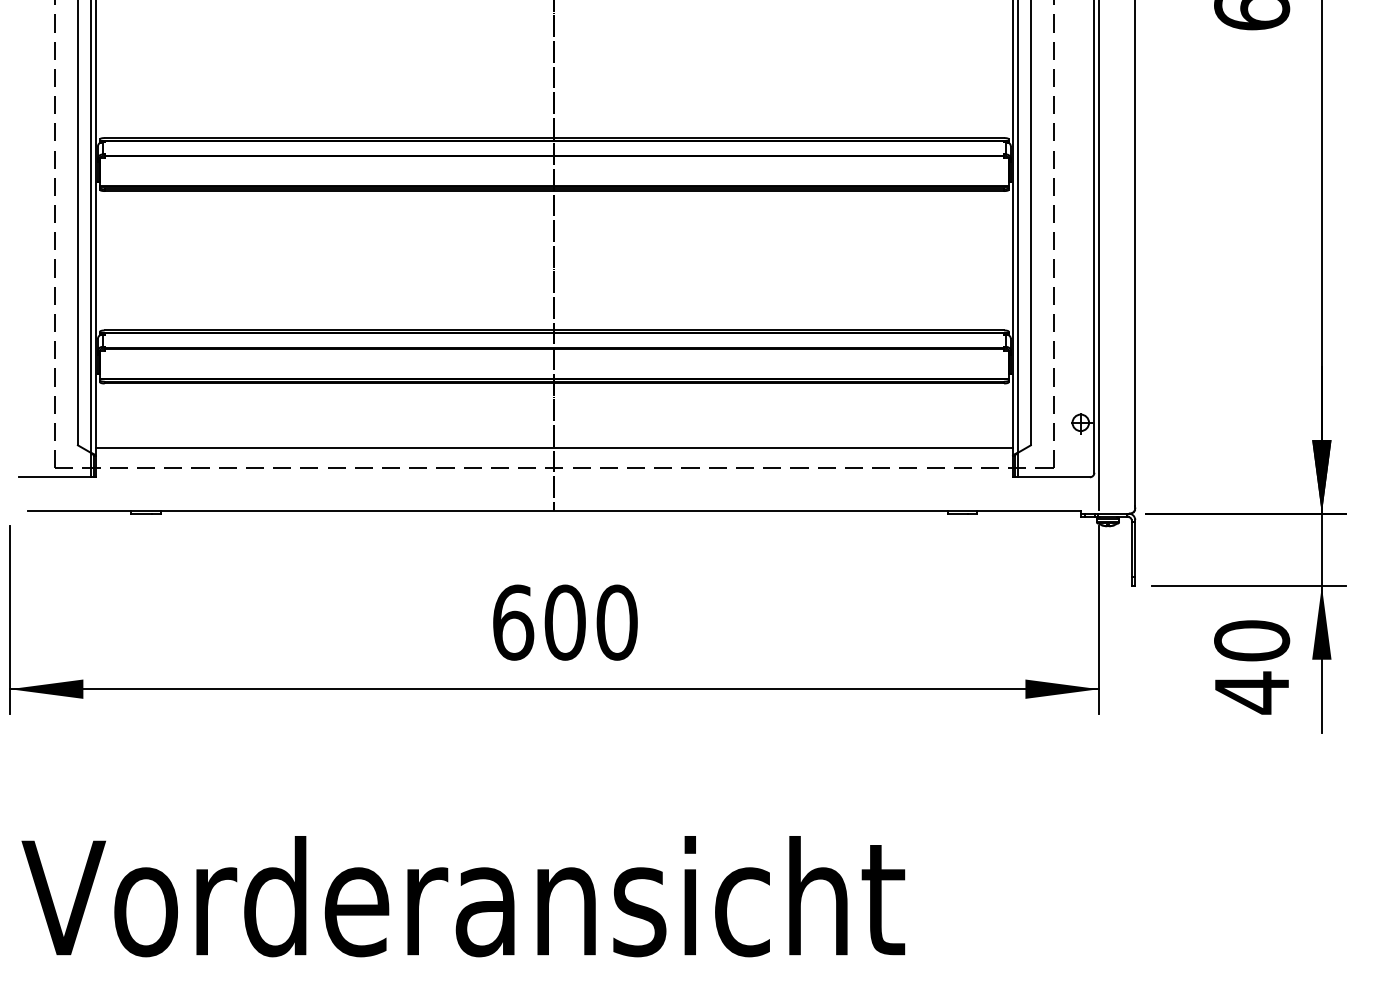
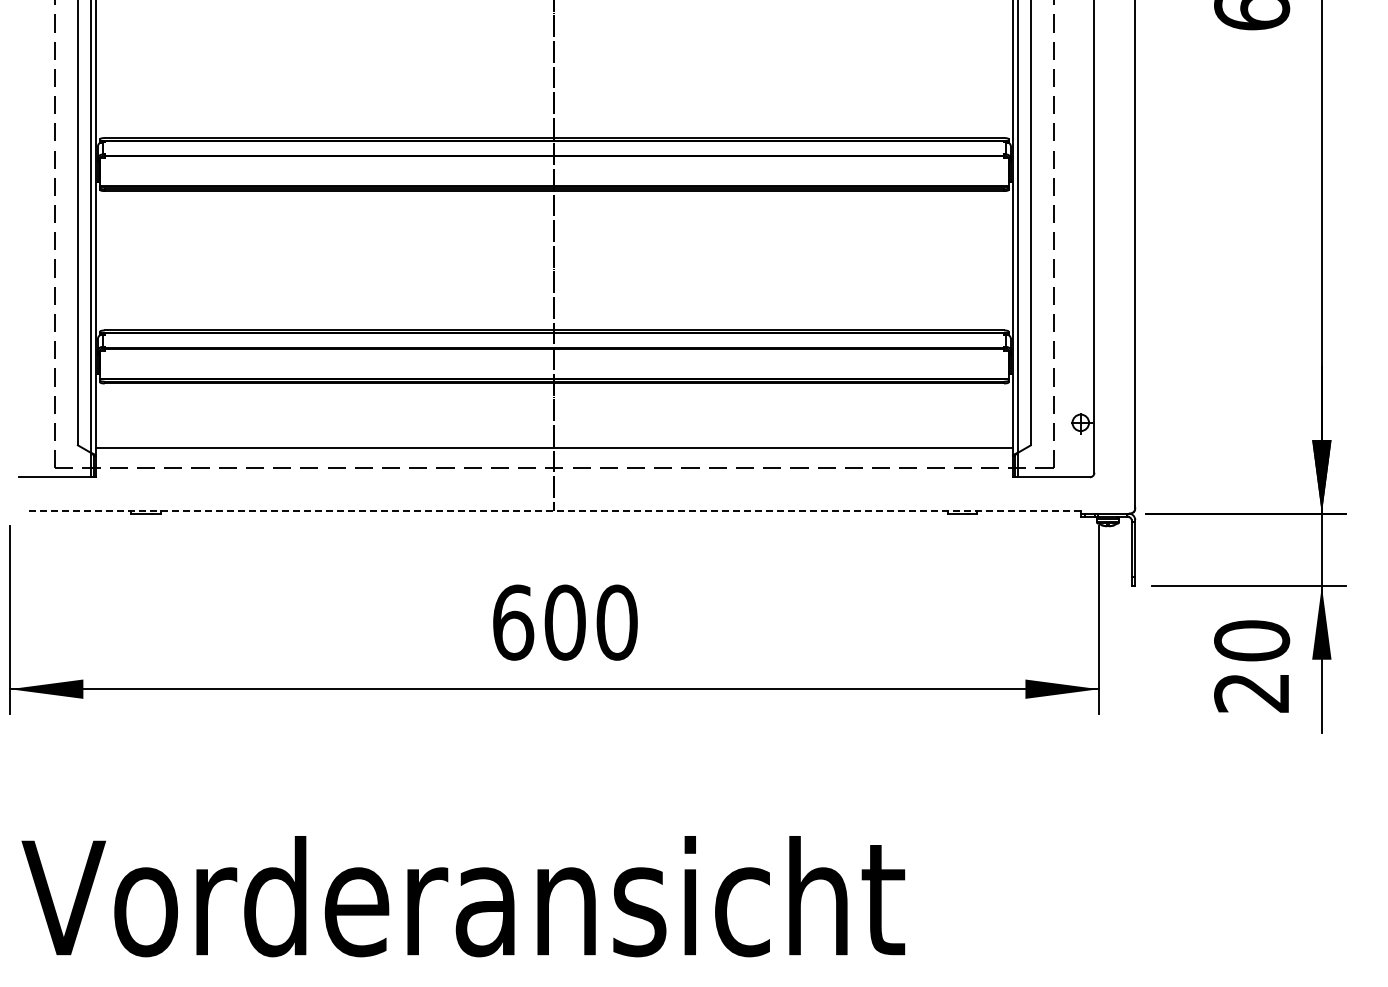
line: present -> none (1098, 255)
line: solid -> dashed (553, 511)
text: 40 -> 20 (1251, 692)
